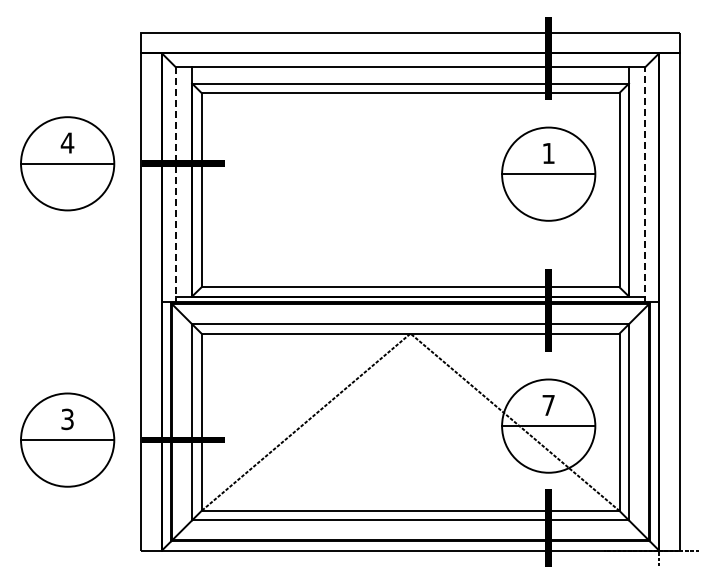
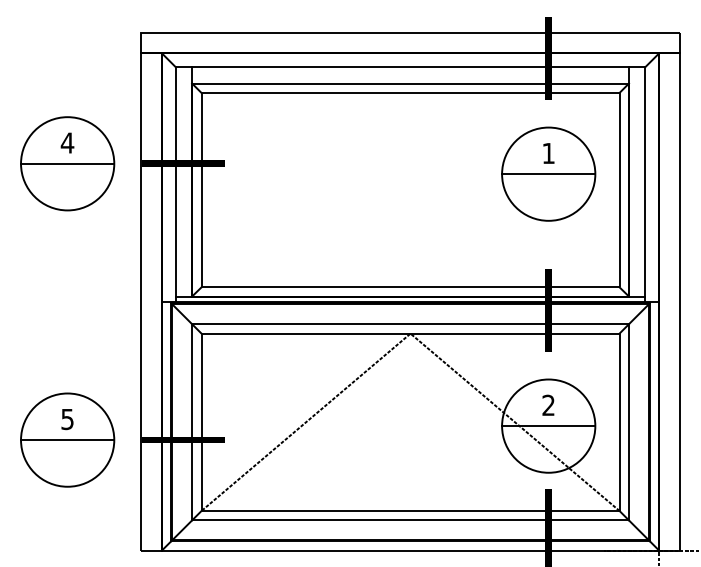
line: dashed -> solid (645, 184)
line: dashed -> solid (175, 185)
text: 7 -> 2 (548, 404)
text: 3 -> 5 (67, 418)
